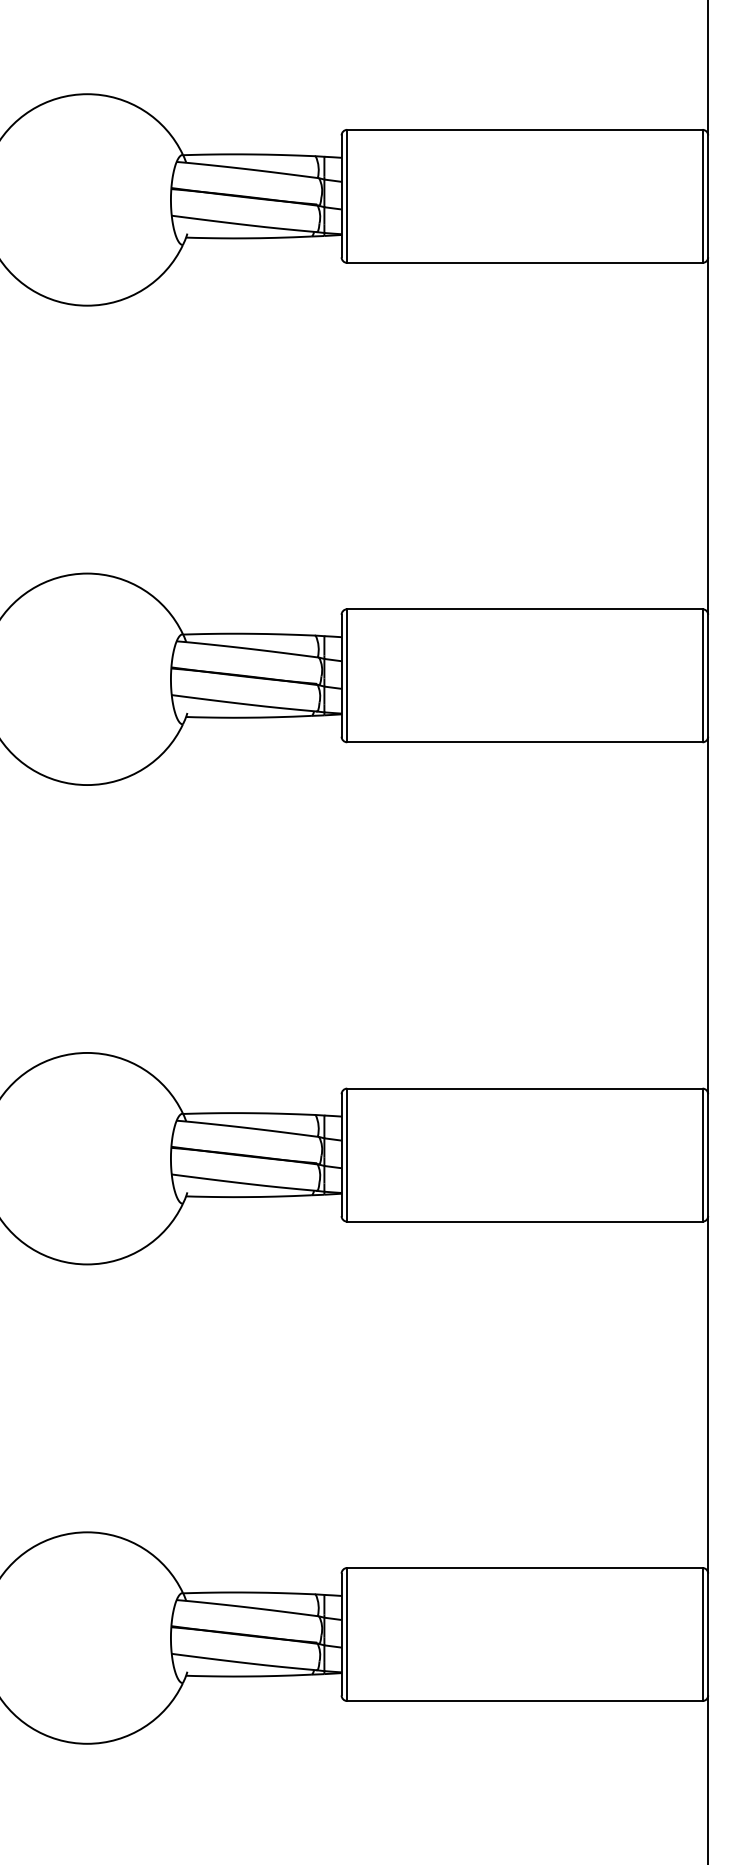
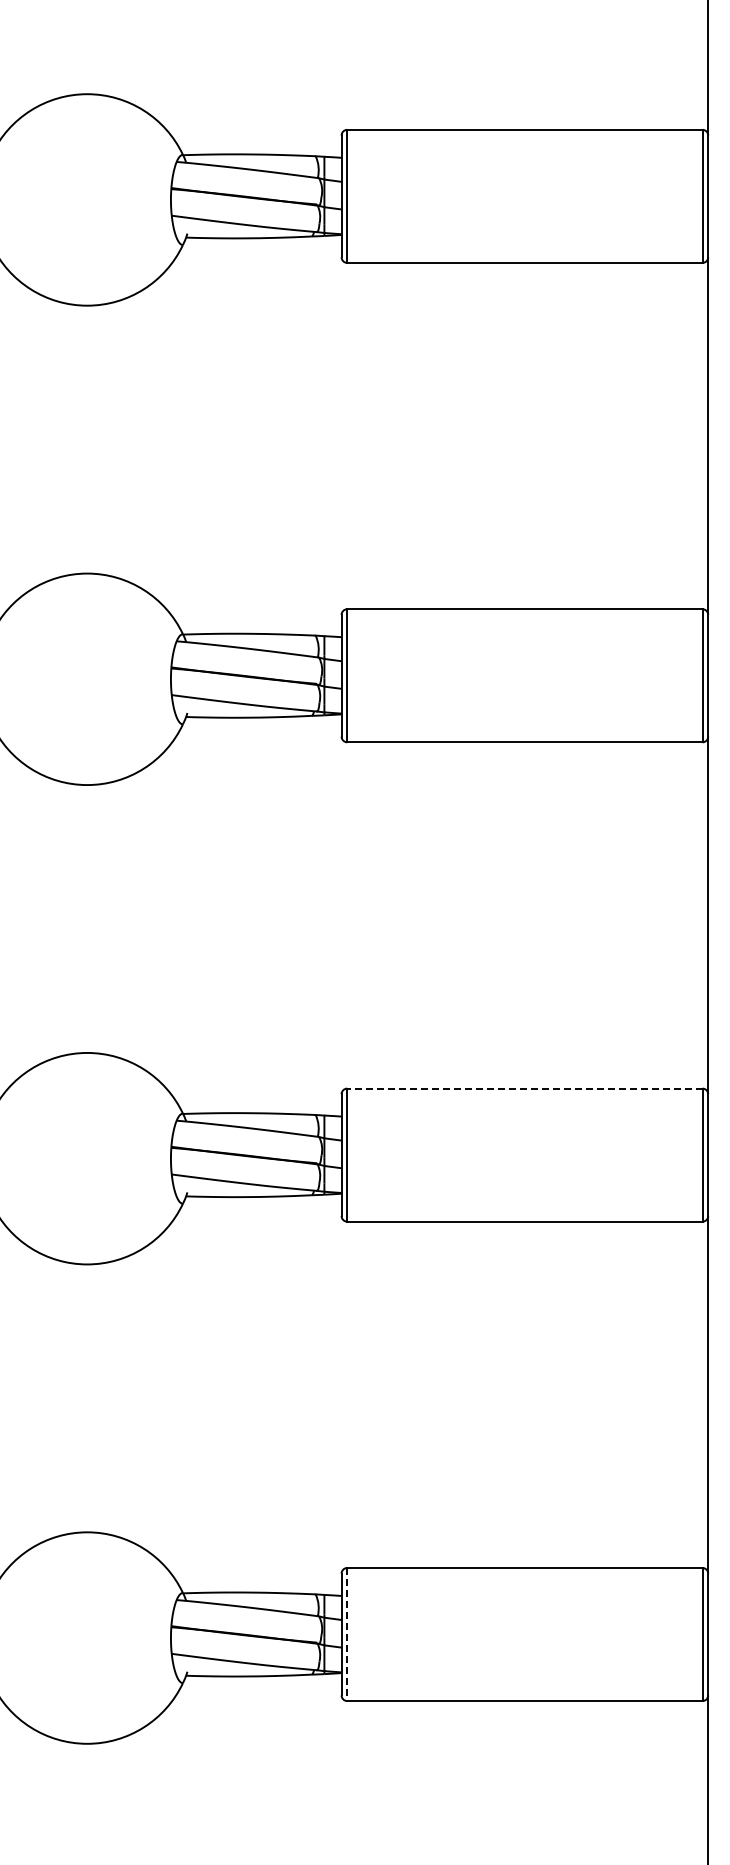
line: solid -> dashed (524, 1088)
line: solid -> dashed (347, 1634)
